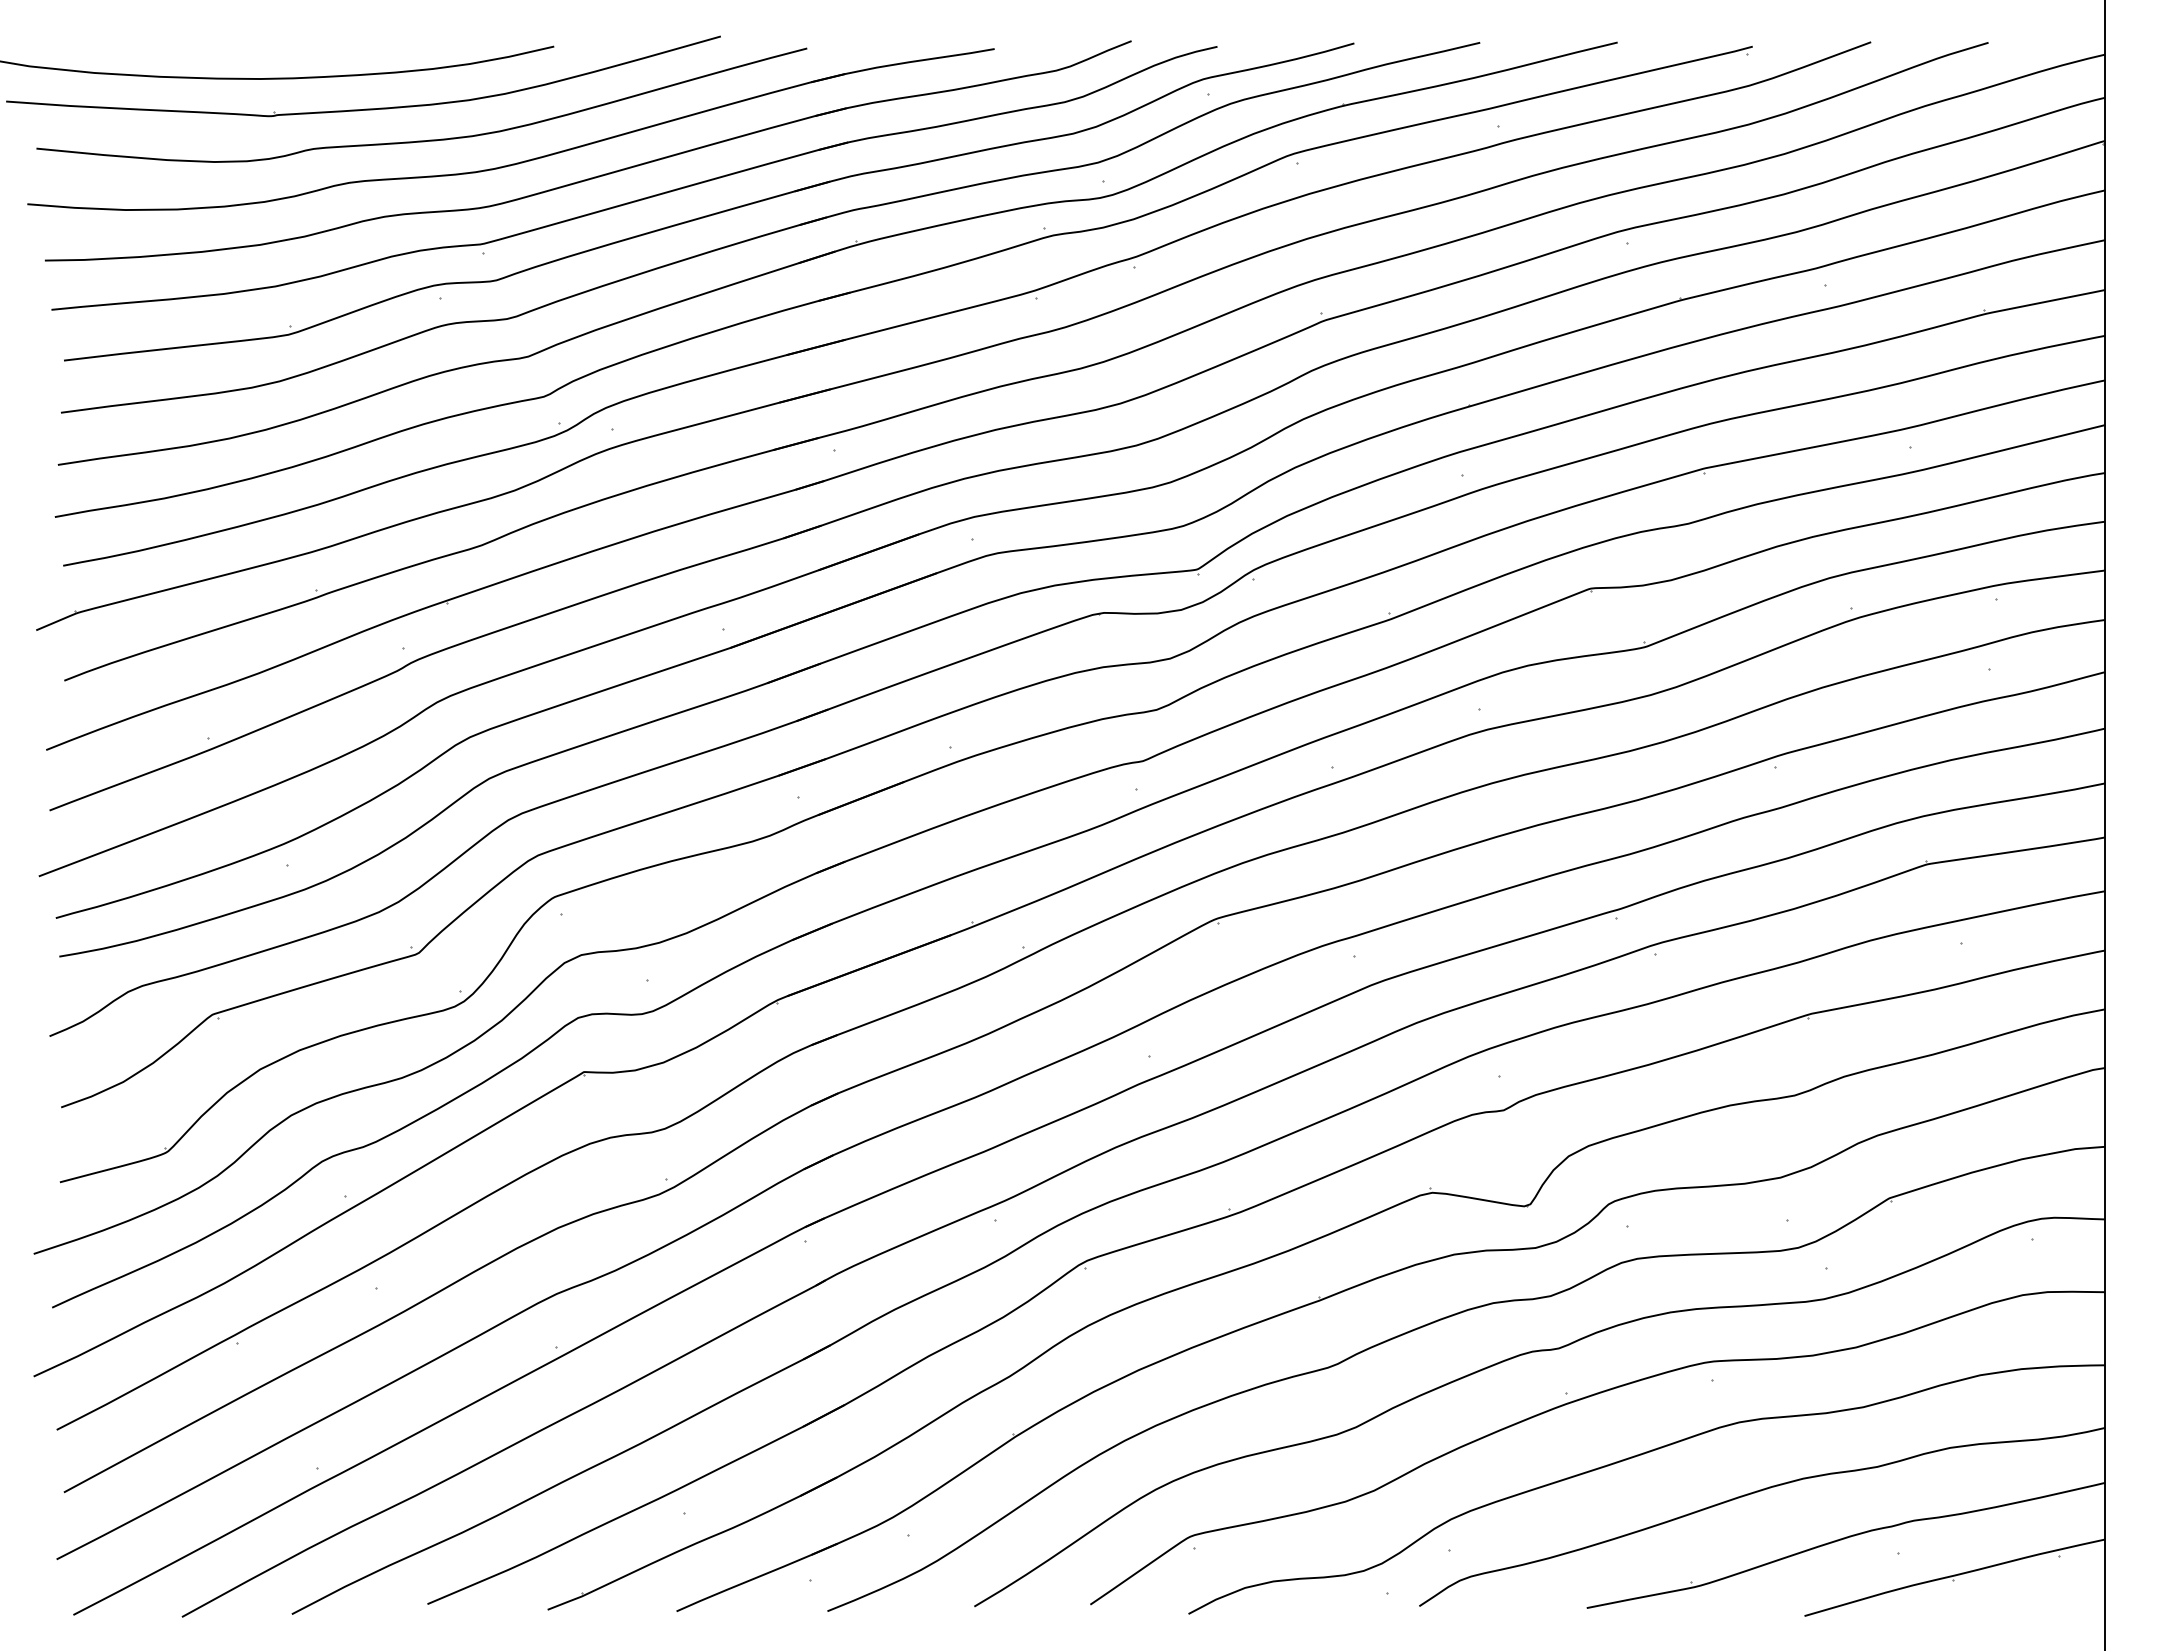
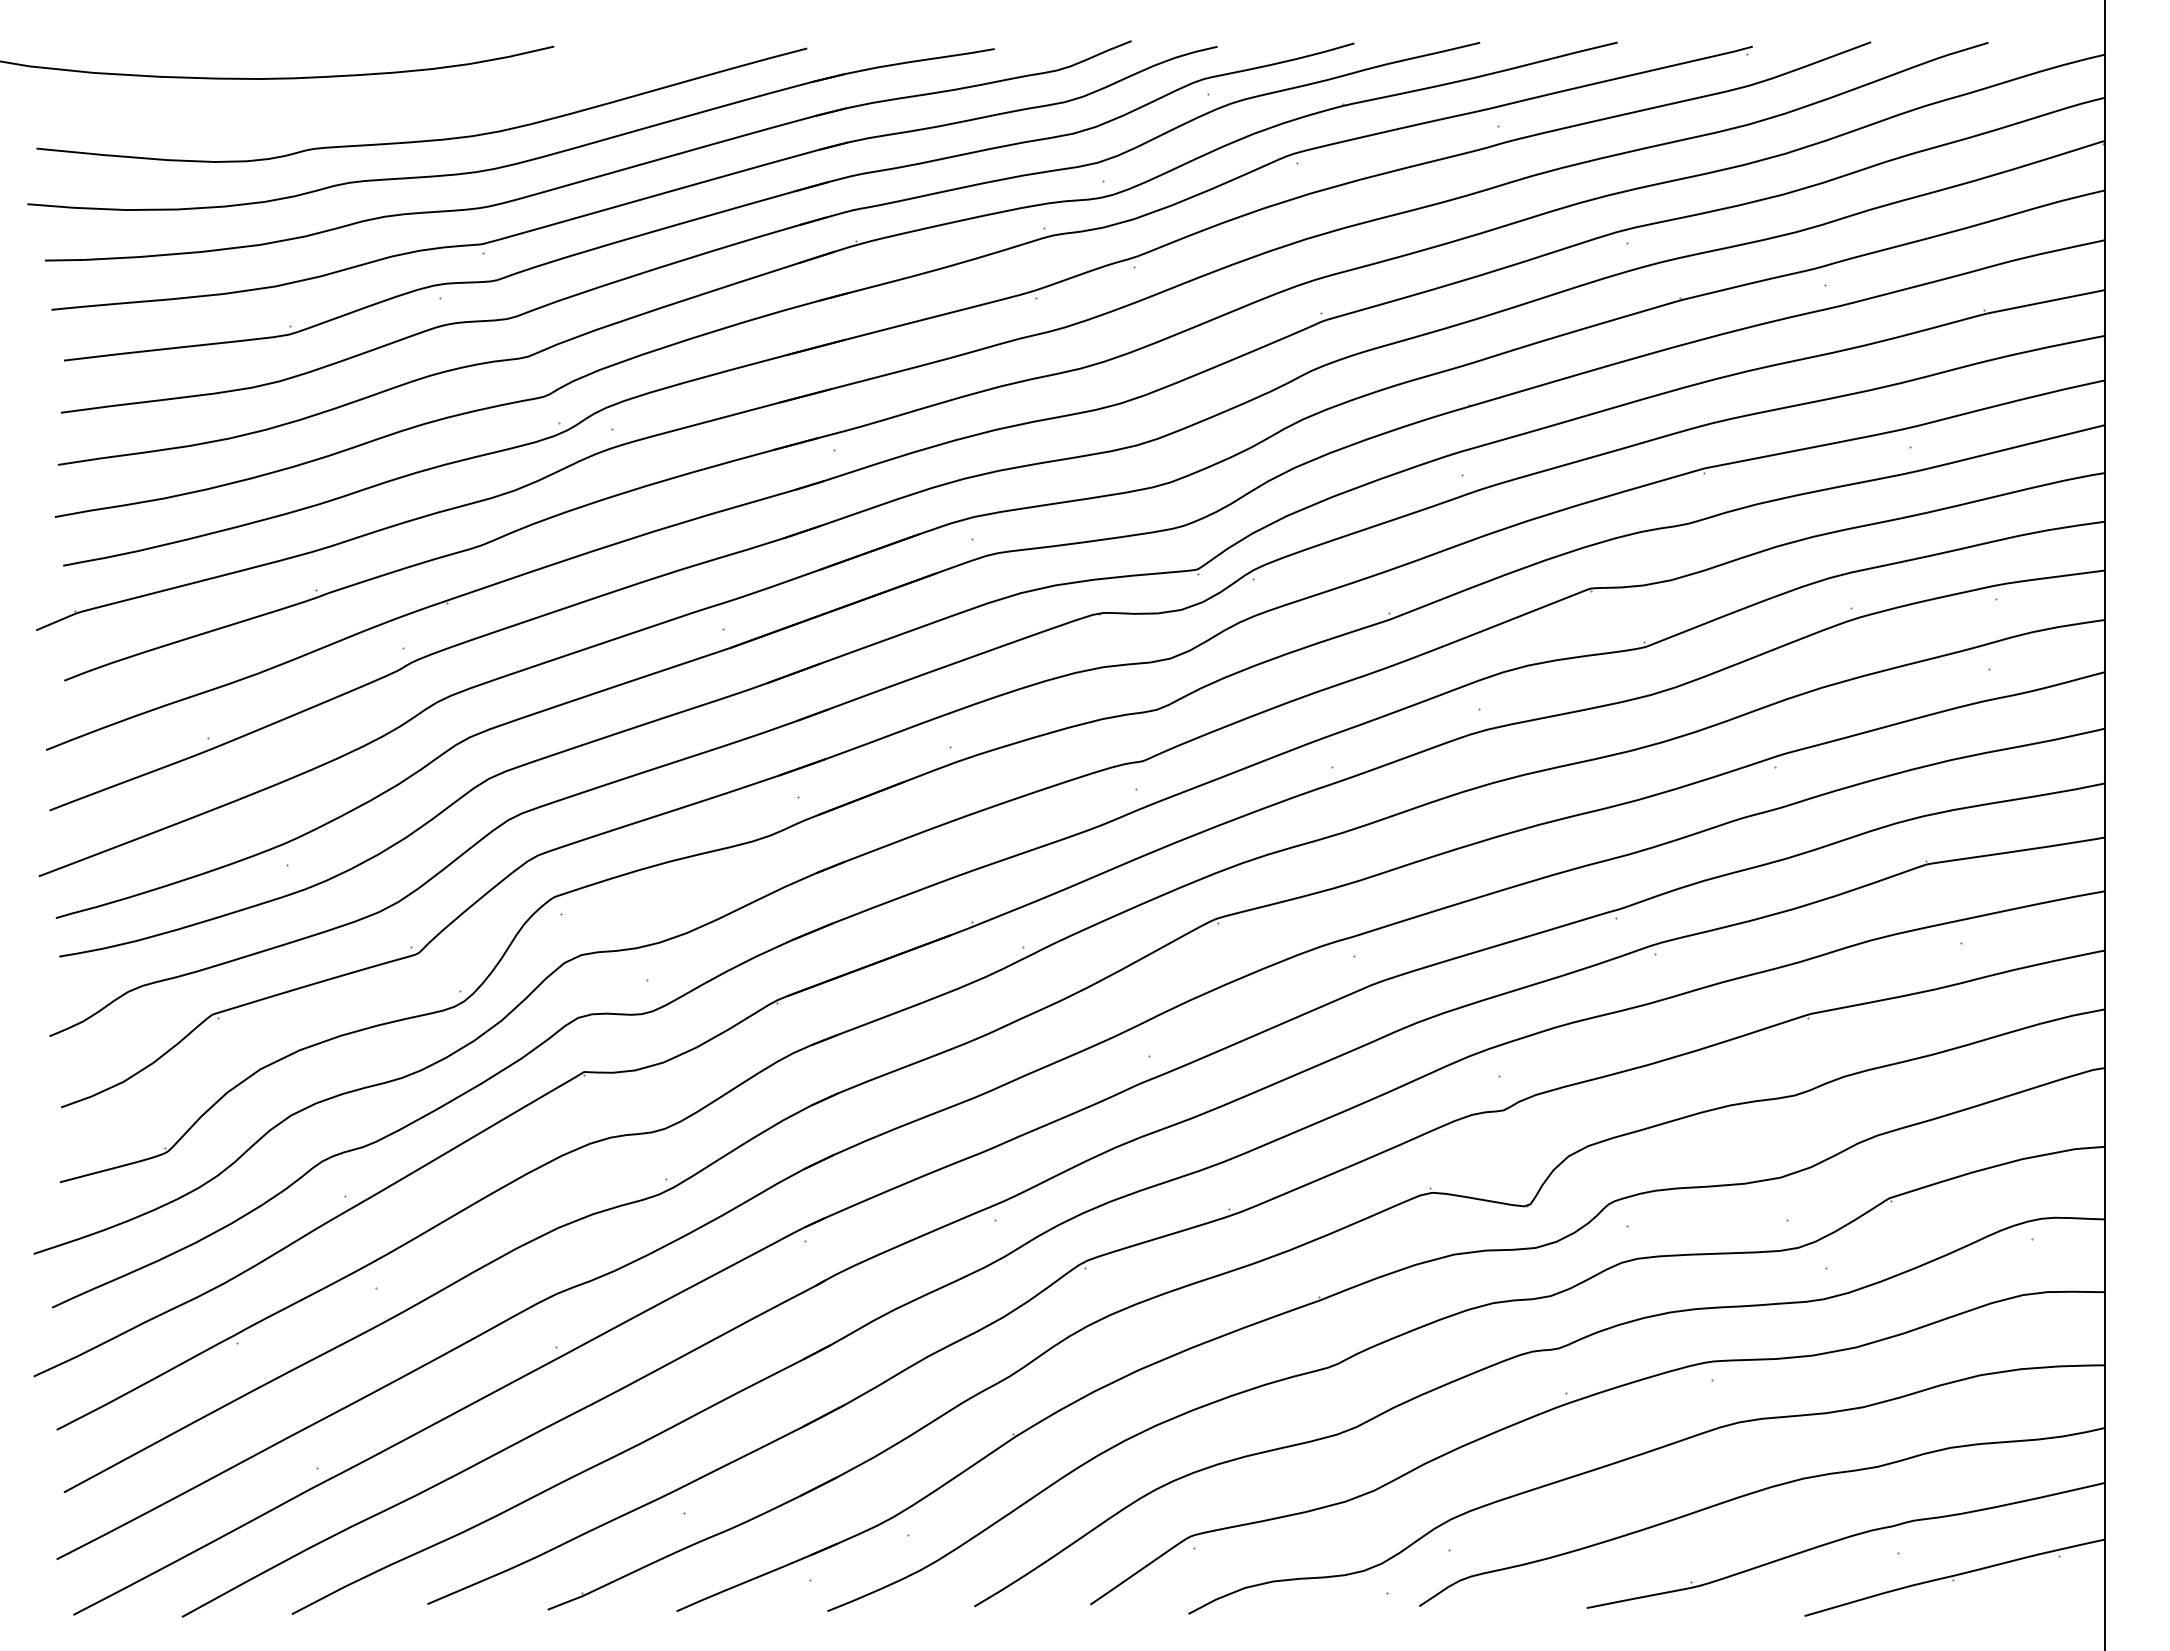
part: present -> none (364, 108)
